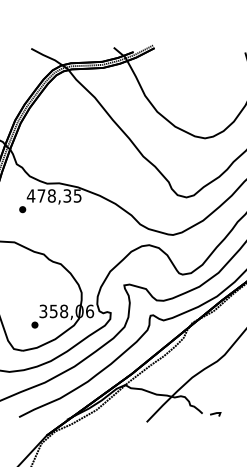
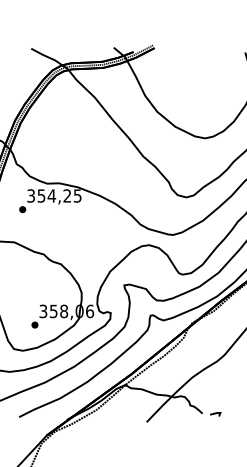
text: 478,35 -> 354,25 (48, 195)
